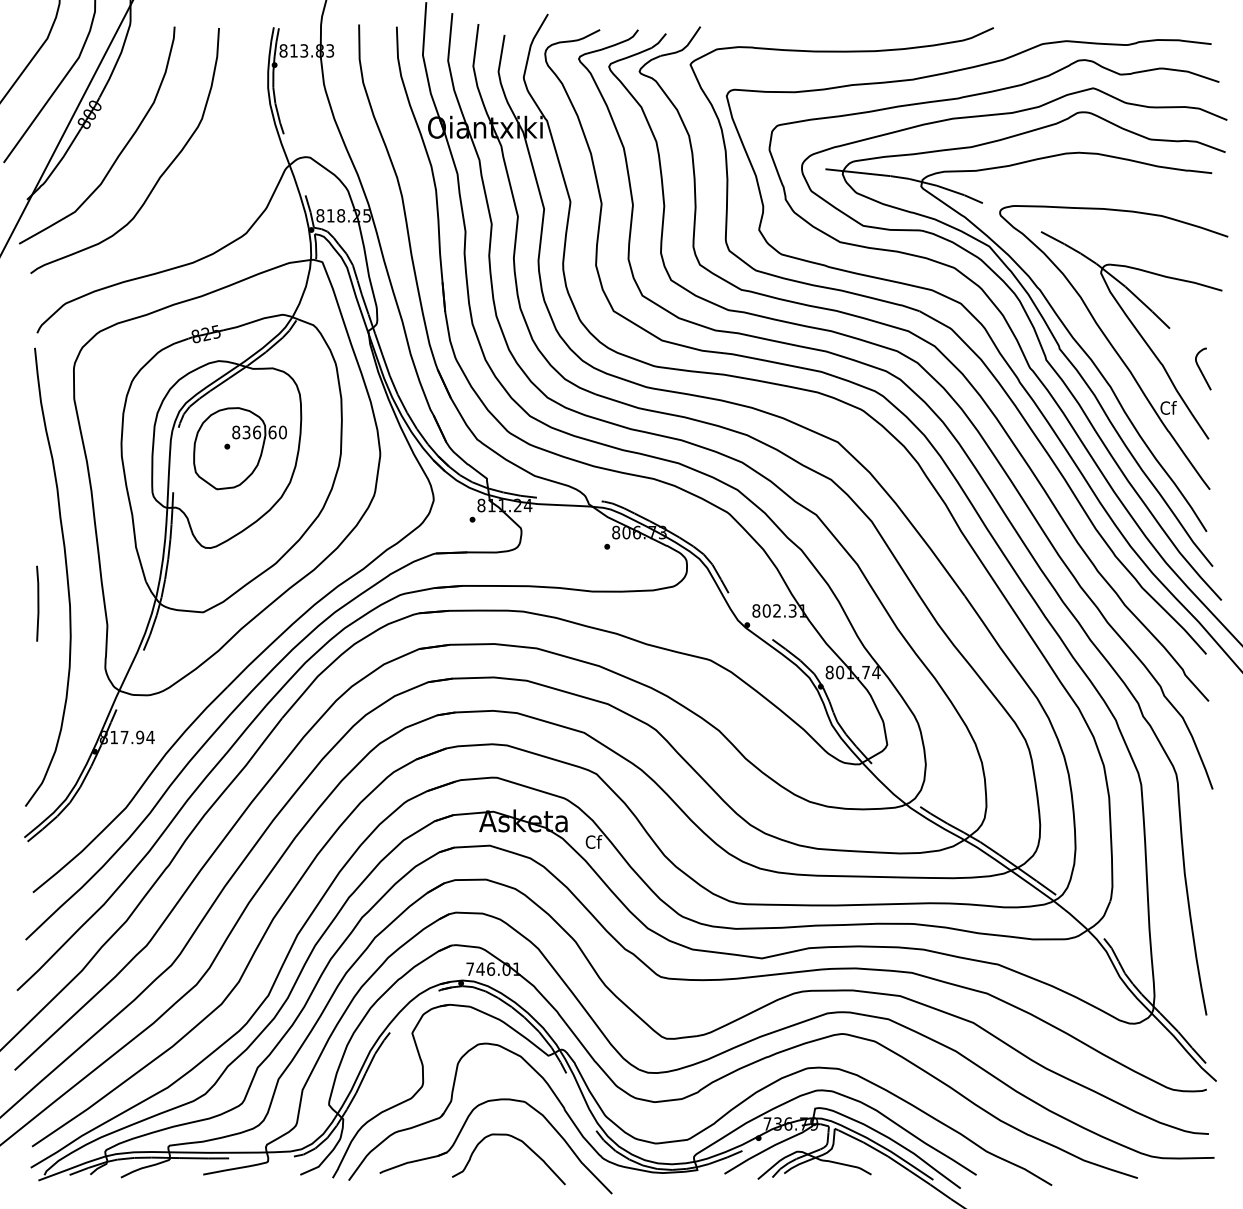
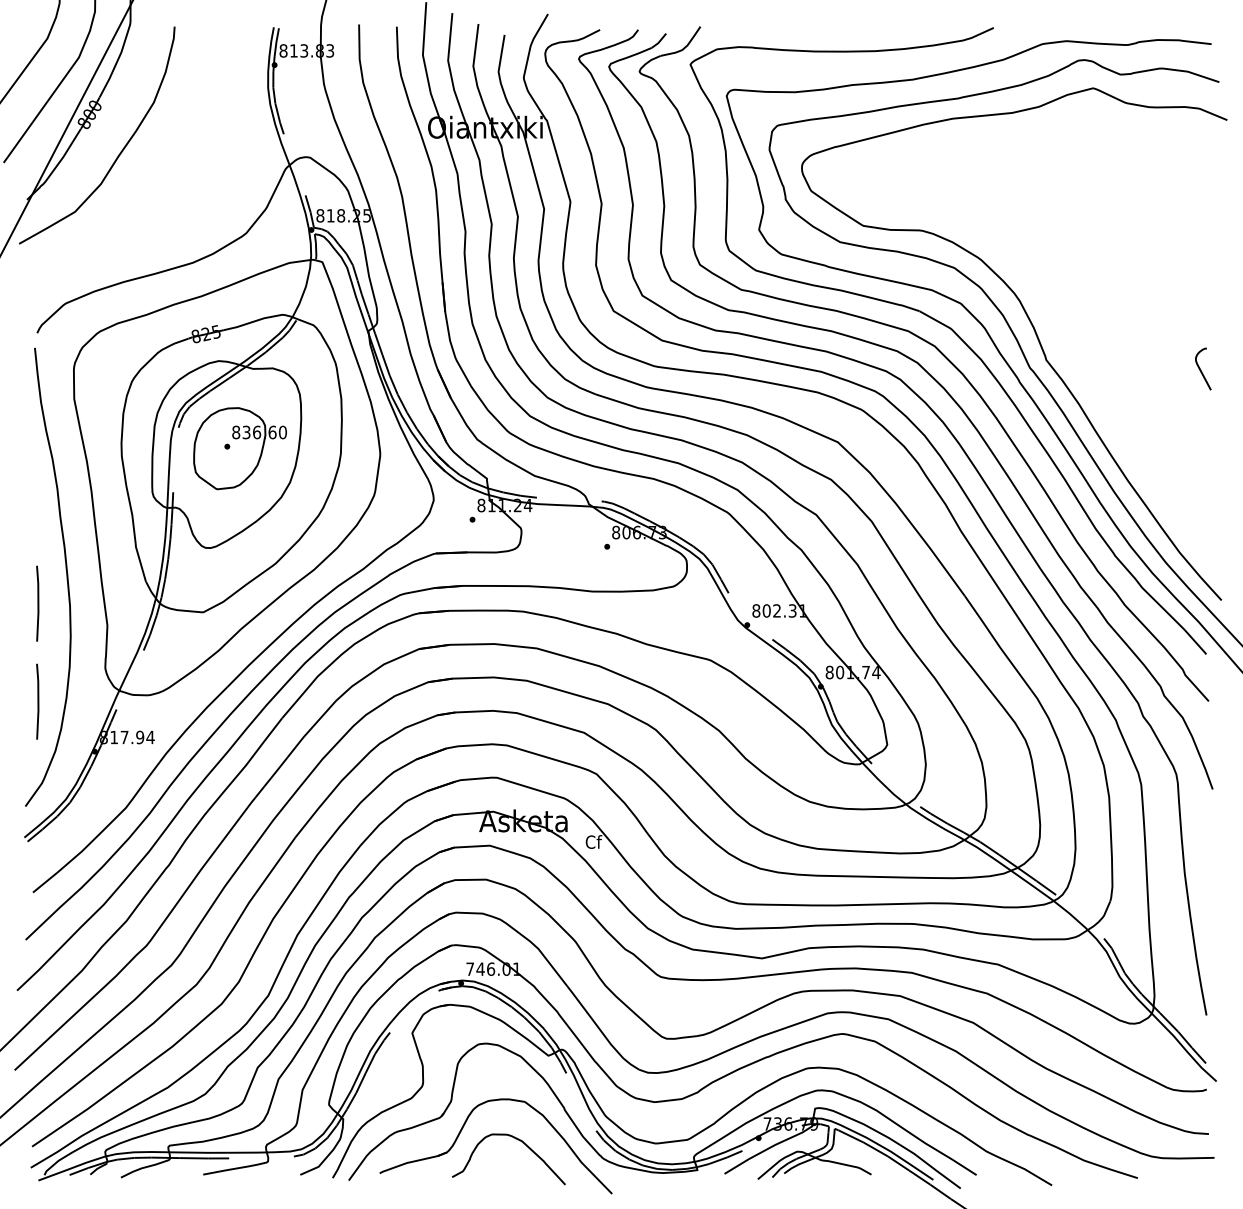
curve: present -> none (159, 176)
part: present -> none (1047, 328)
line: none -> present (37, 701)
